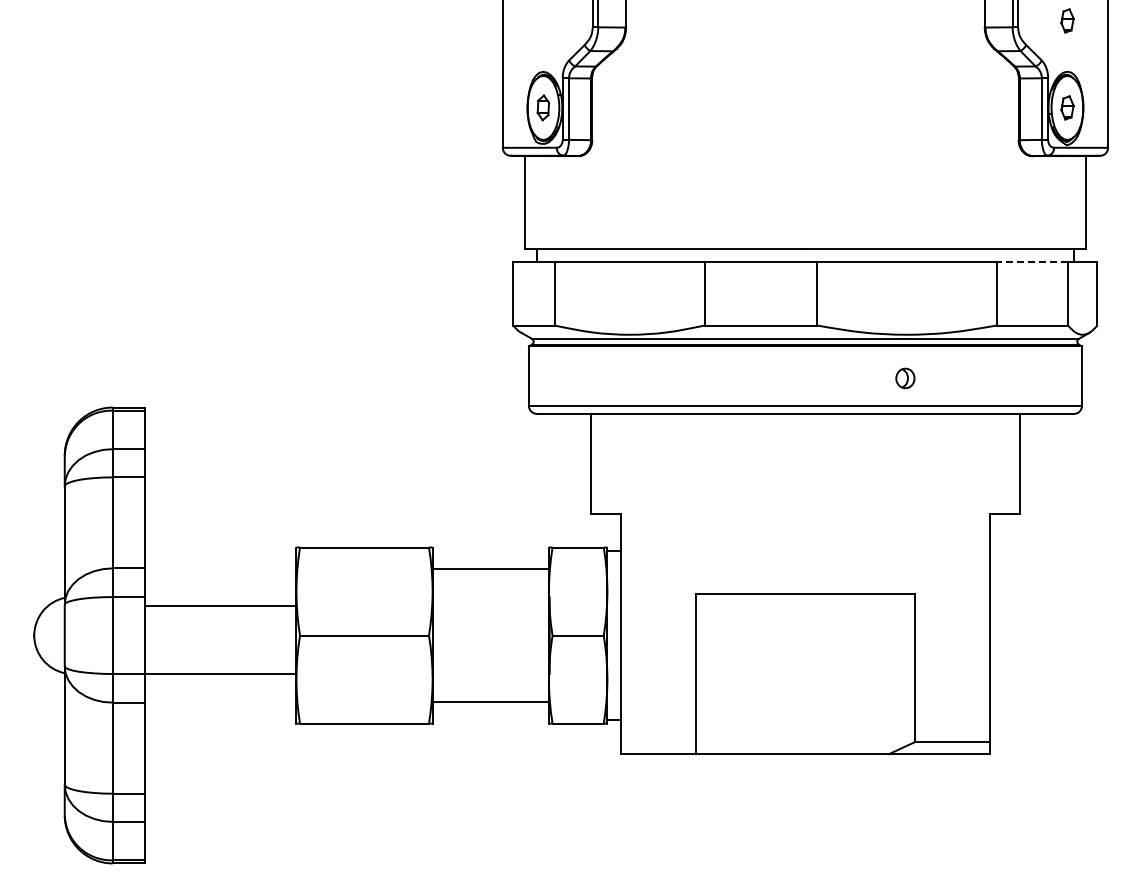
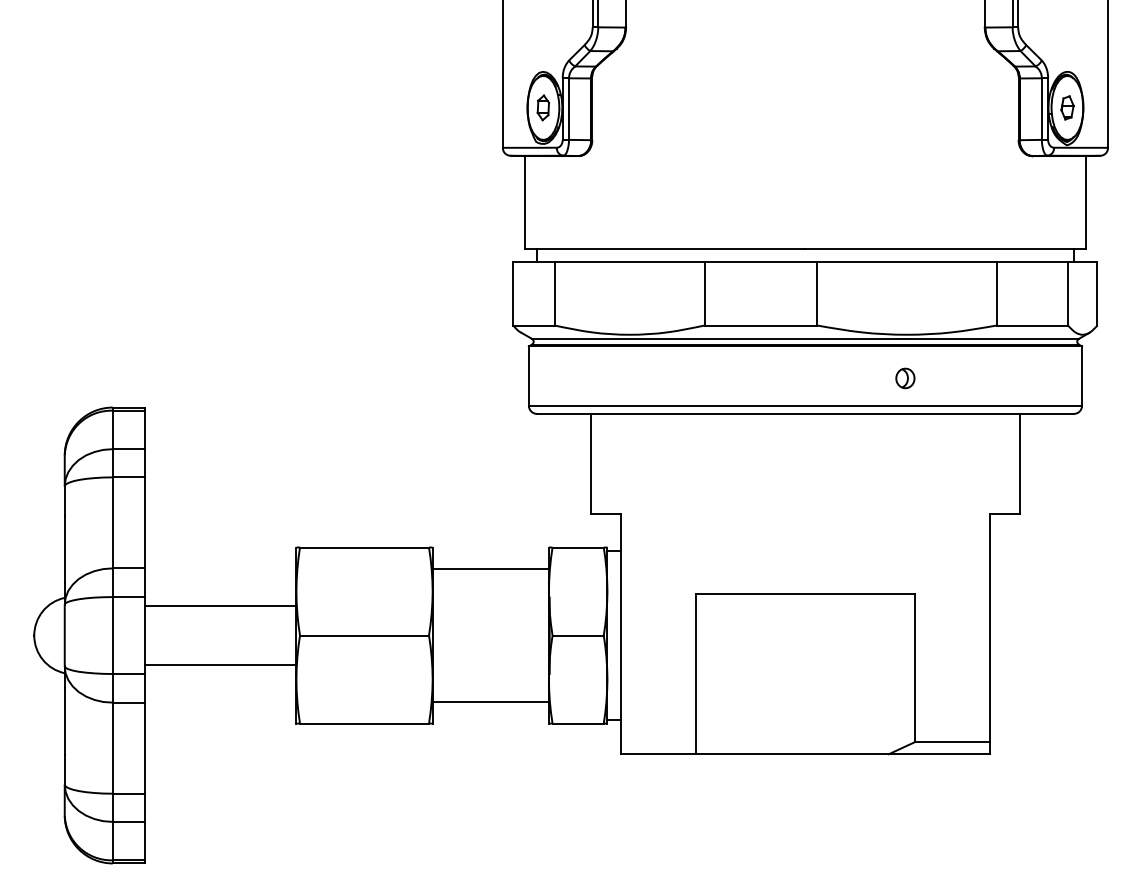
part: present -> none (1067, 20)
line: dashed -> solid (1032, 261)
line position: (220, 674) -> (220, 665) (220, 665)
